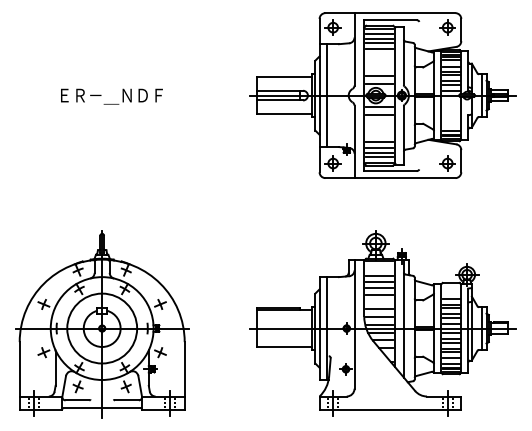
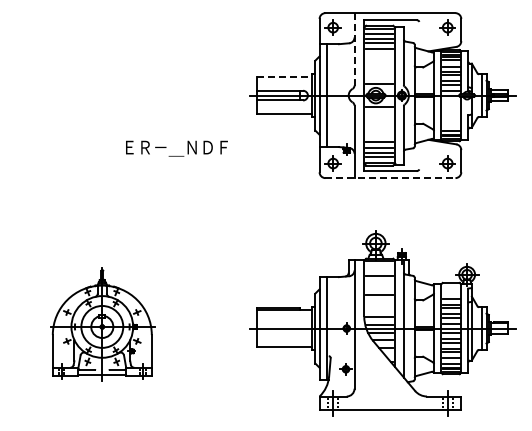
line: solid -> dashed (354, 49)
line: present -> none (379, 76)
line: solid -> dashed (285, 77)
text position: (111, 96) -> (176, 148) (176, 148)
line: present -> none (379, 115)
line: solid -> dashed (390, 178)
line: present -> none (379, 282)
line: present -> none (379, 288)
line: present -> none (379, 309)
part size: 175x189 px -> 106x115 px (102, 324)
